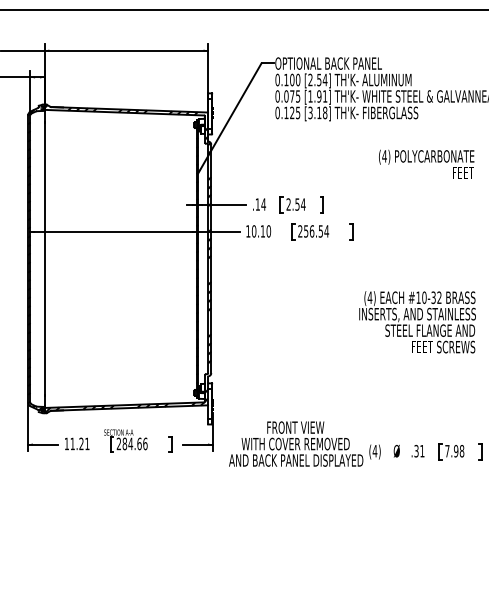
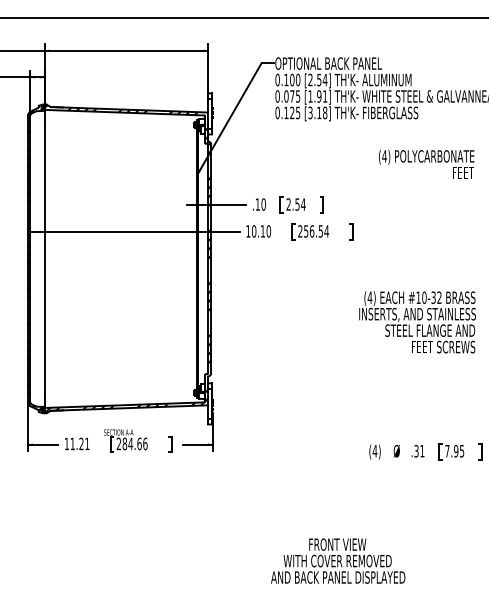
line position: (243, 10) -> (243, 18) (243, 18)
text: .14 -> .10 (263, 204)
text position: (296, 443) -> (338, 560) (338, 560)
text: 7.98 -> 7.95 (461, 451)
